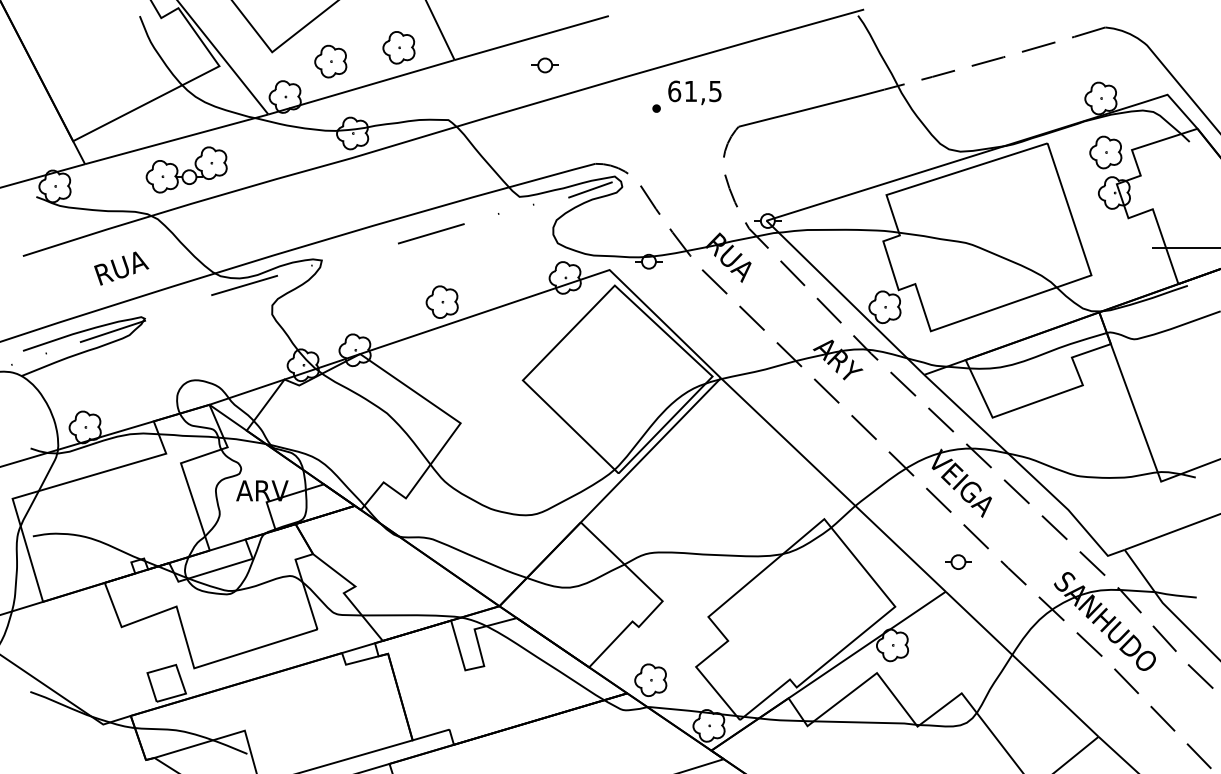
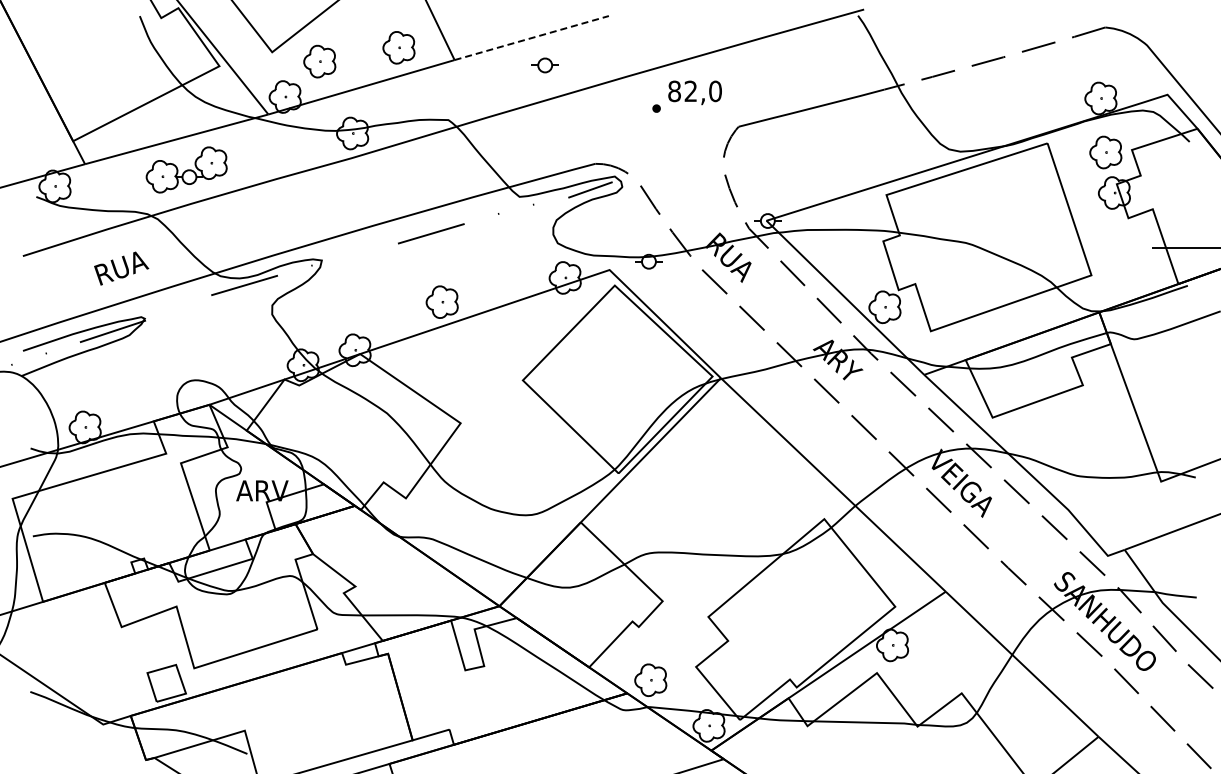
line: solid -> dashed (532, 37)
part position: (330, 61) -> (319, 61) (319, 61)
text: 61,5 -> 82,0 (694, 91)
part: present -> none (958, 561)
